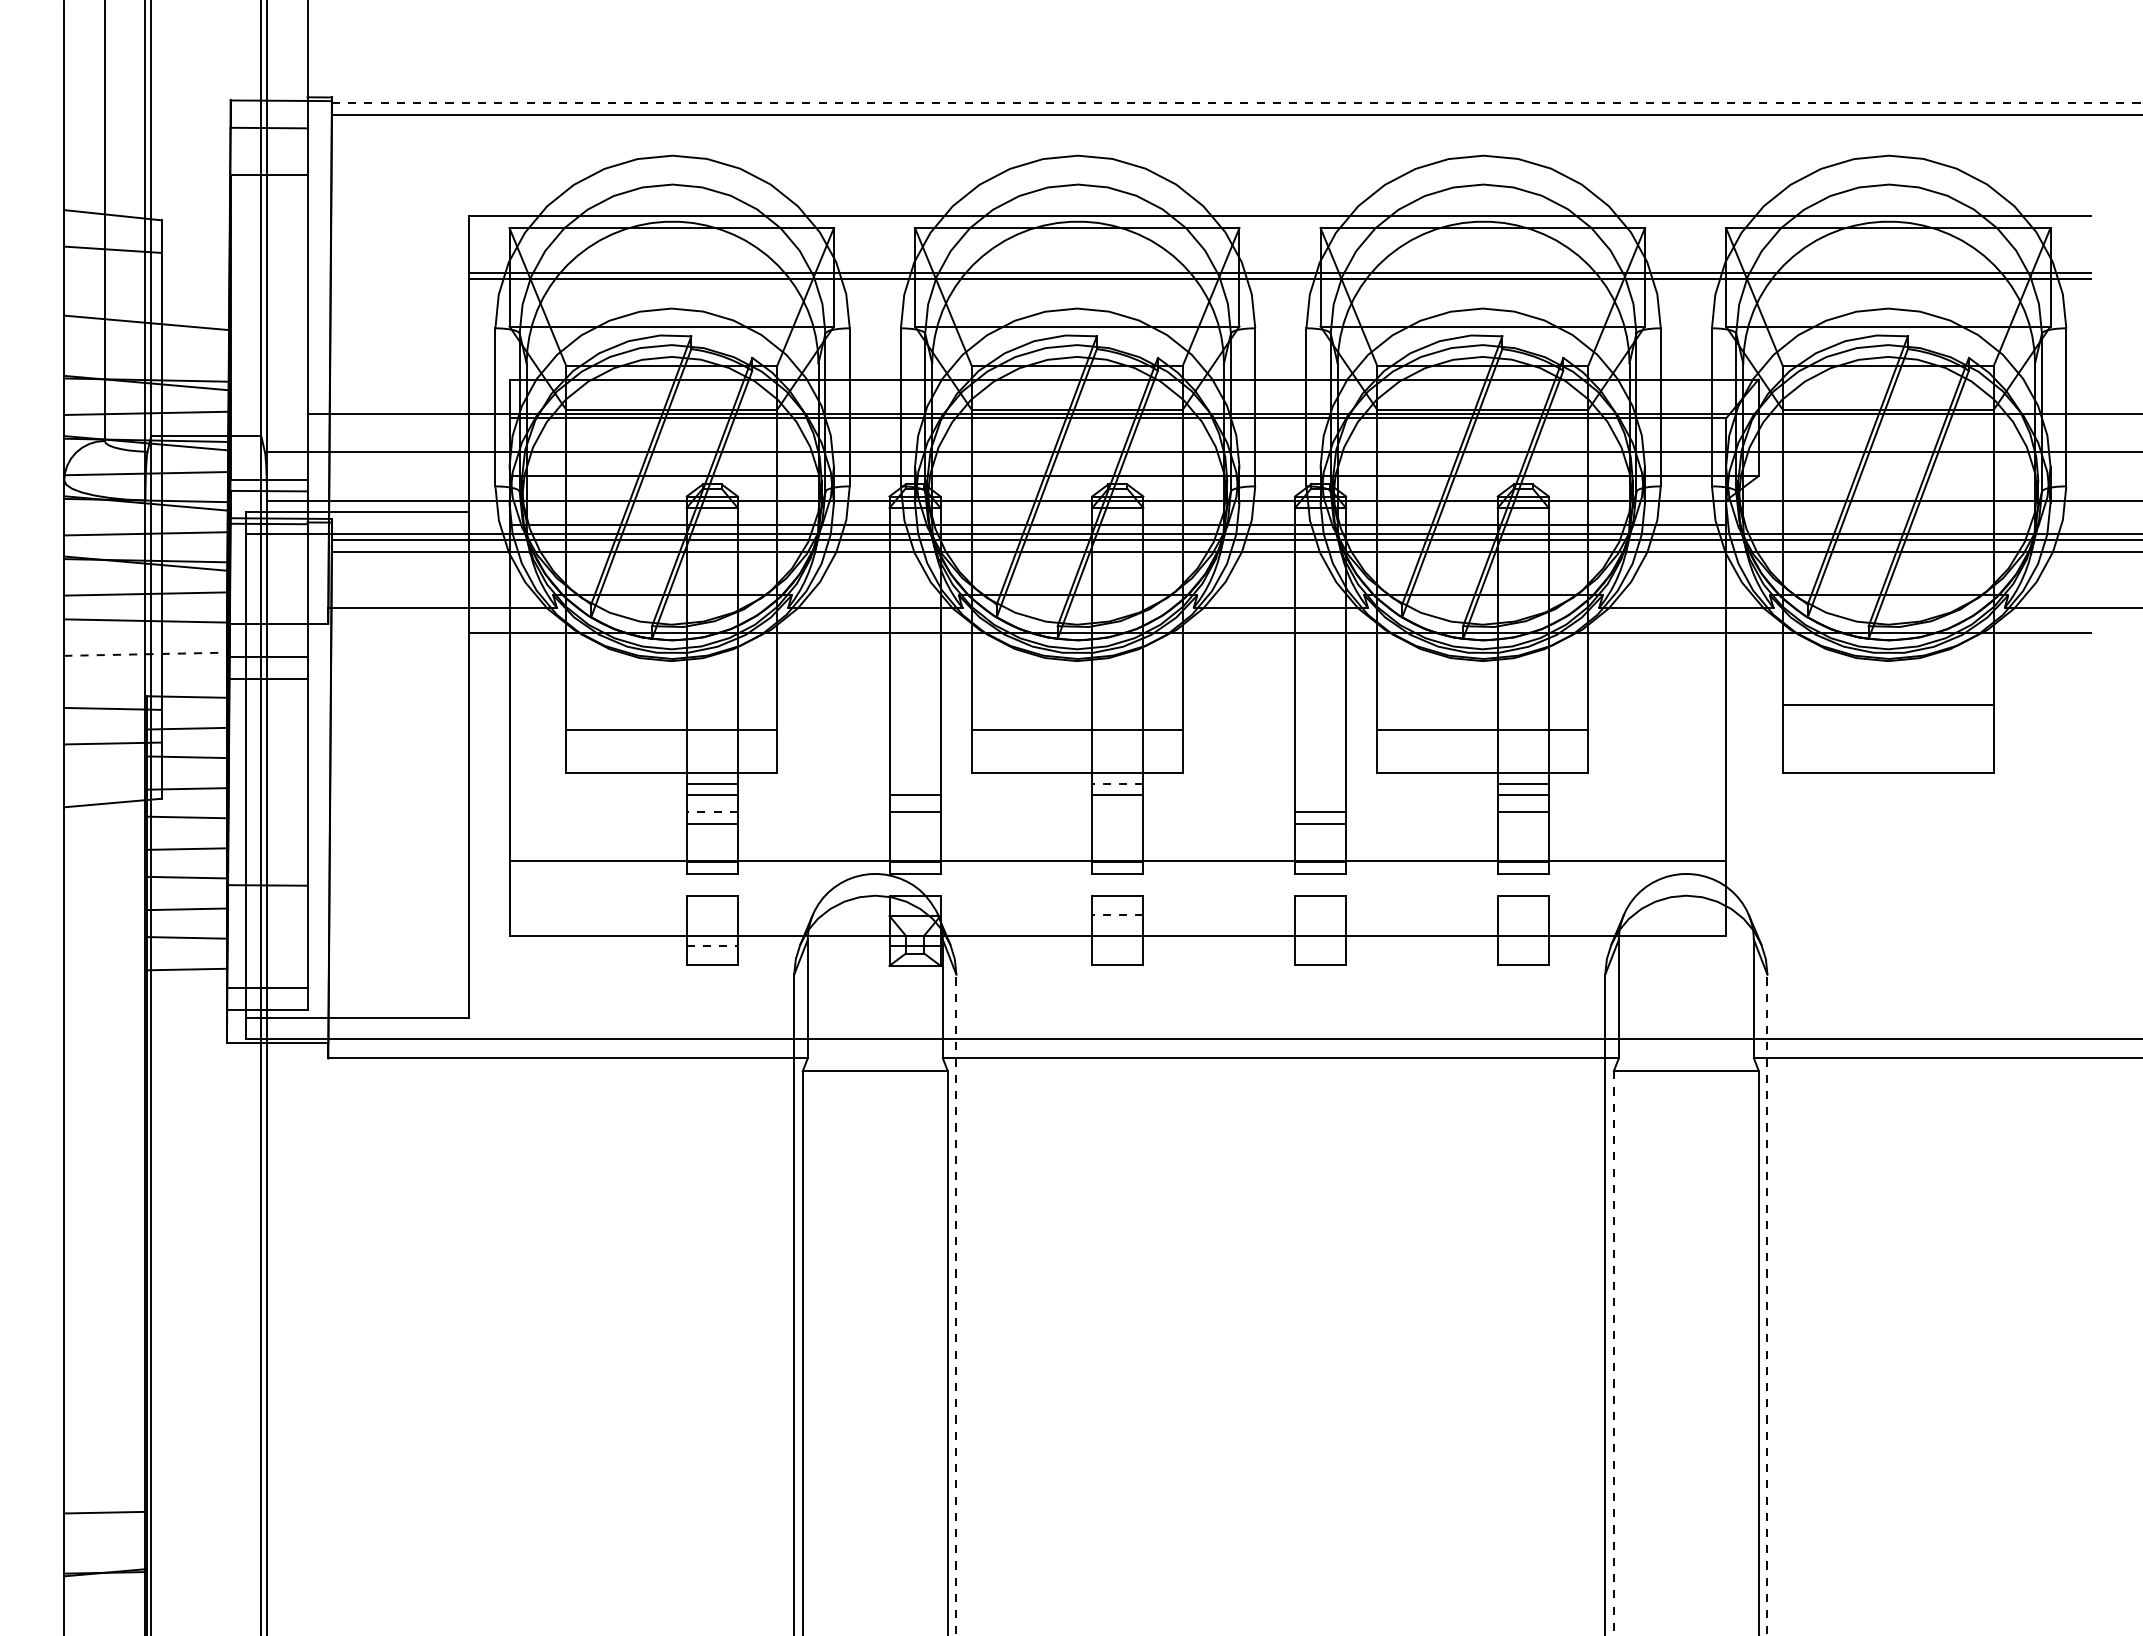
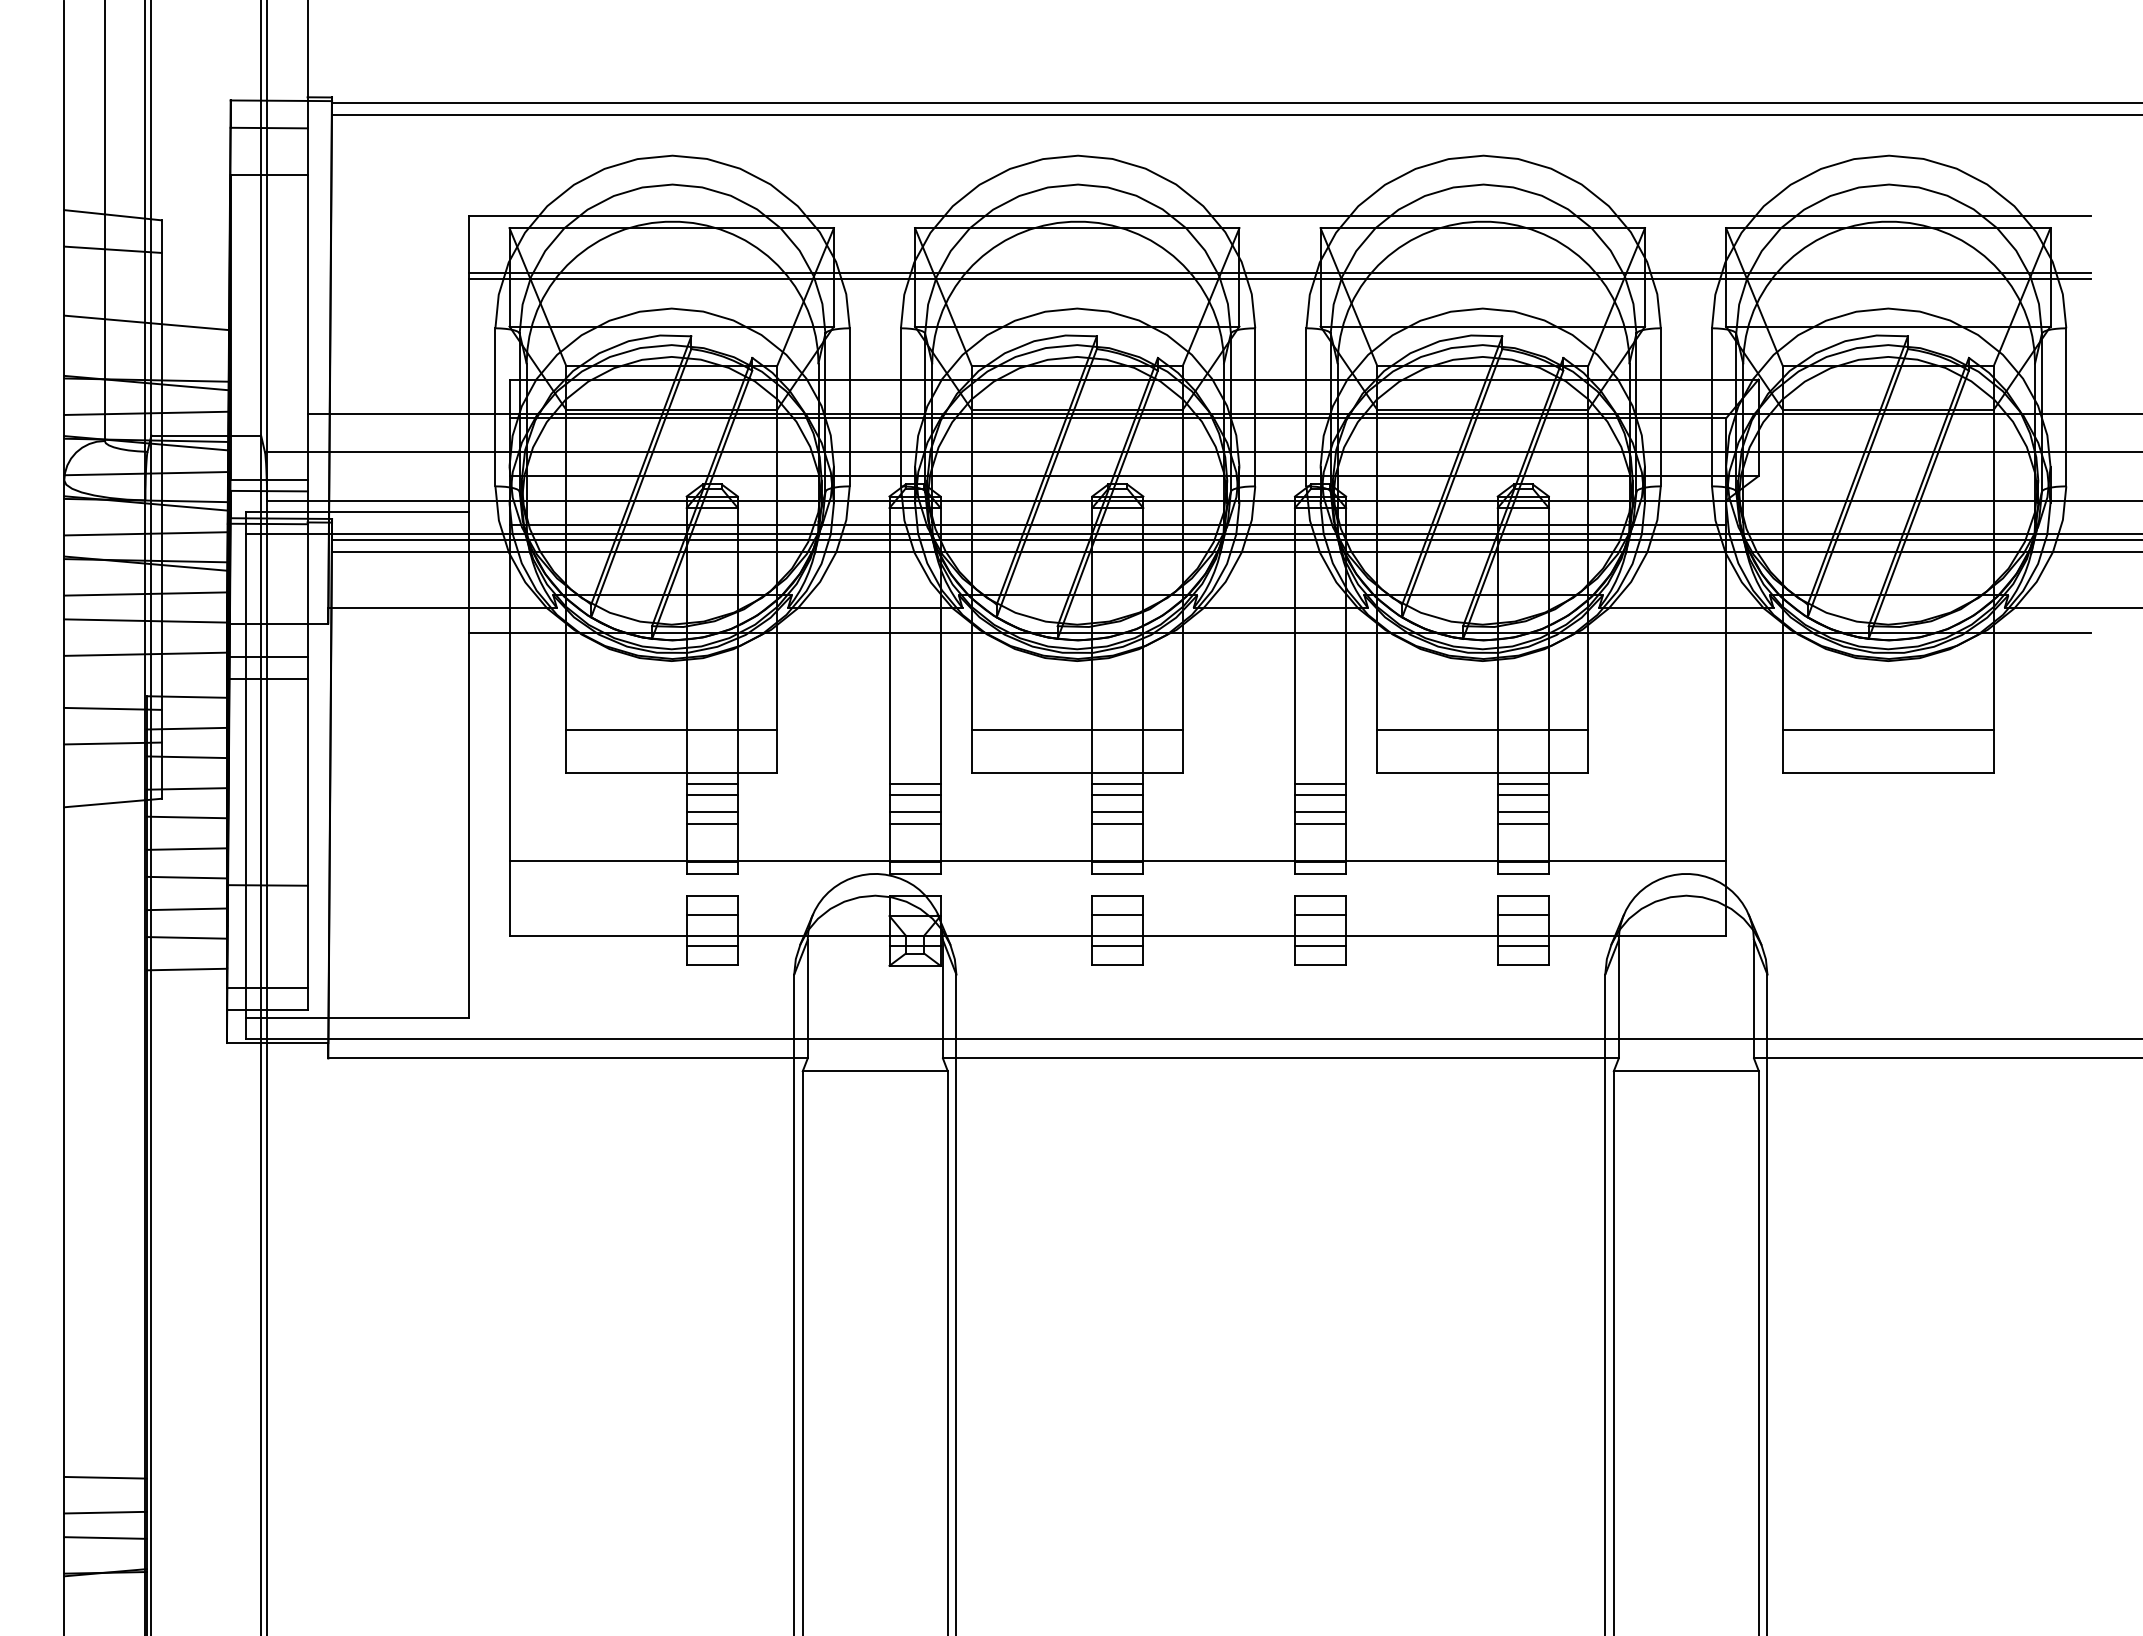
line: dashed -> solid (1237, 103)
line: dashed -> solid (147, 654)
line position: (1887, 704) -> (1887, 729) (1887, 729)
line: none -> present (914, 783)
line: dashed -> solid (1117, 783)
line: none -> present (1320, 783)
line: none -> present (1320, 795)
line: dashed -> solid (712, 811)
line: none -> present (1117, 811)
line: none -> present (914, 823)
line: none -> present (1117, 823)
line: none -> present (1522, 823)
line: none -> present (711, 914)
line: dashed -> solid (1117, 914)
line: none -> present (1320, 914)
line: none -> present (1522, 914)
line: dashed -> solid (712, 945)
line: none -> present (1117, 945)
line: none -> present (1320, 945)
line: none -> present (1522, 945)
line: dashed -> solid (956, 1304)
line: dashed -> solid (1767, 1304)
line: dashed -> solid (1613, 1354)
line: none -> present (105, 1477)
line: none -> present (105, 1537)
